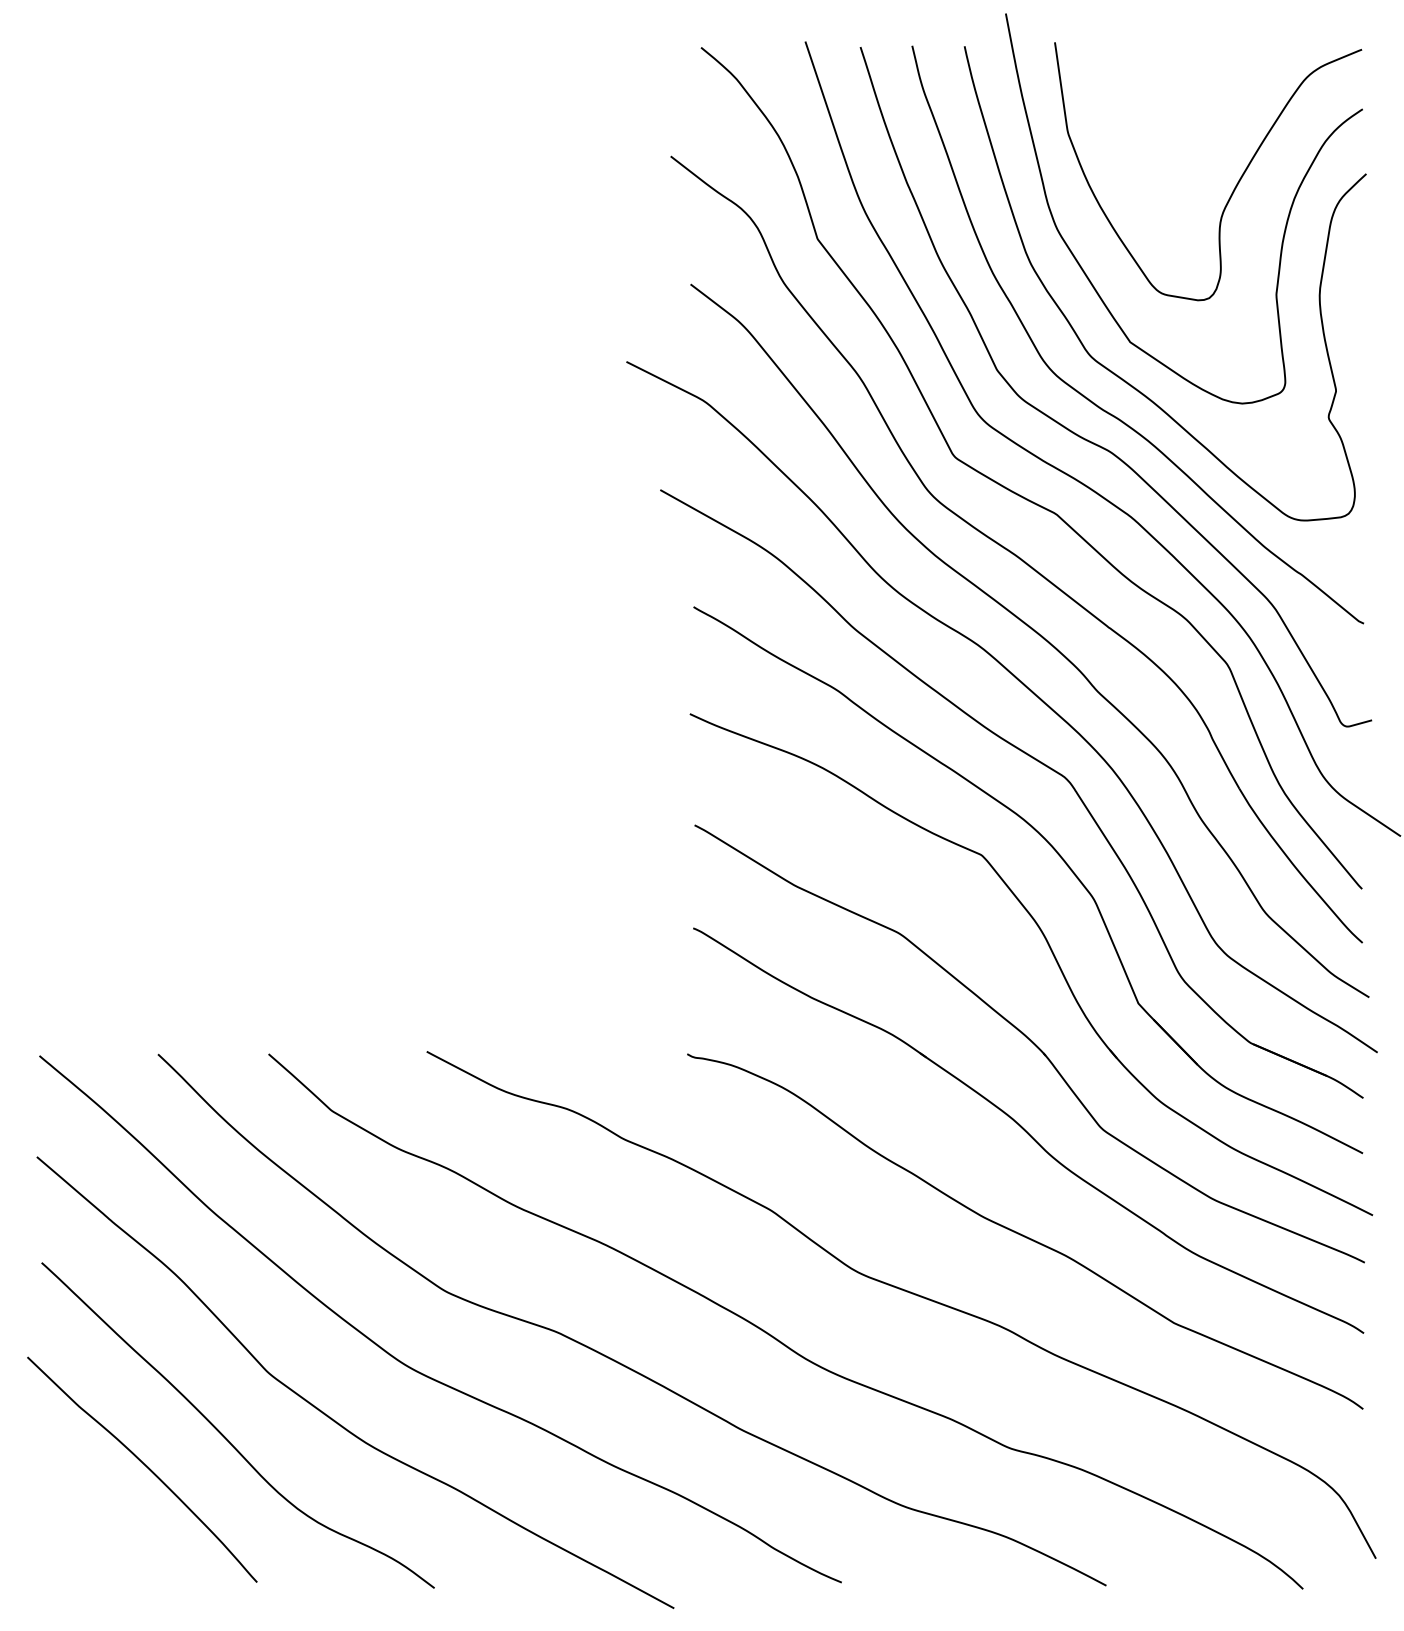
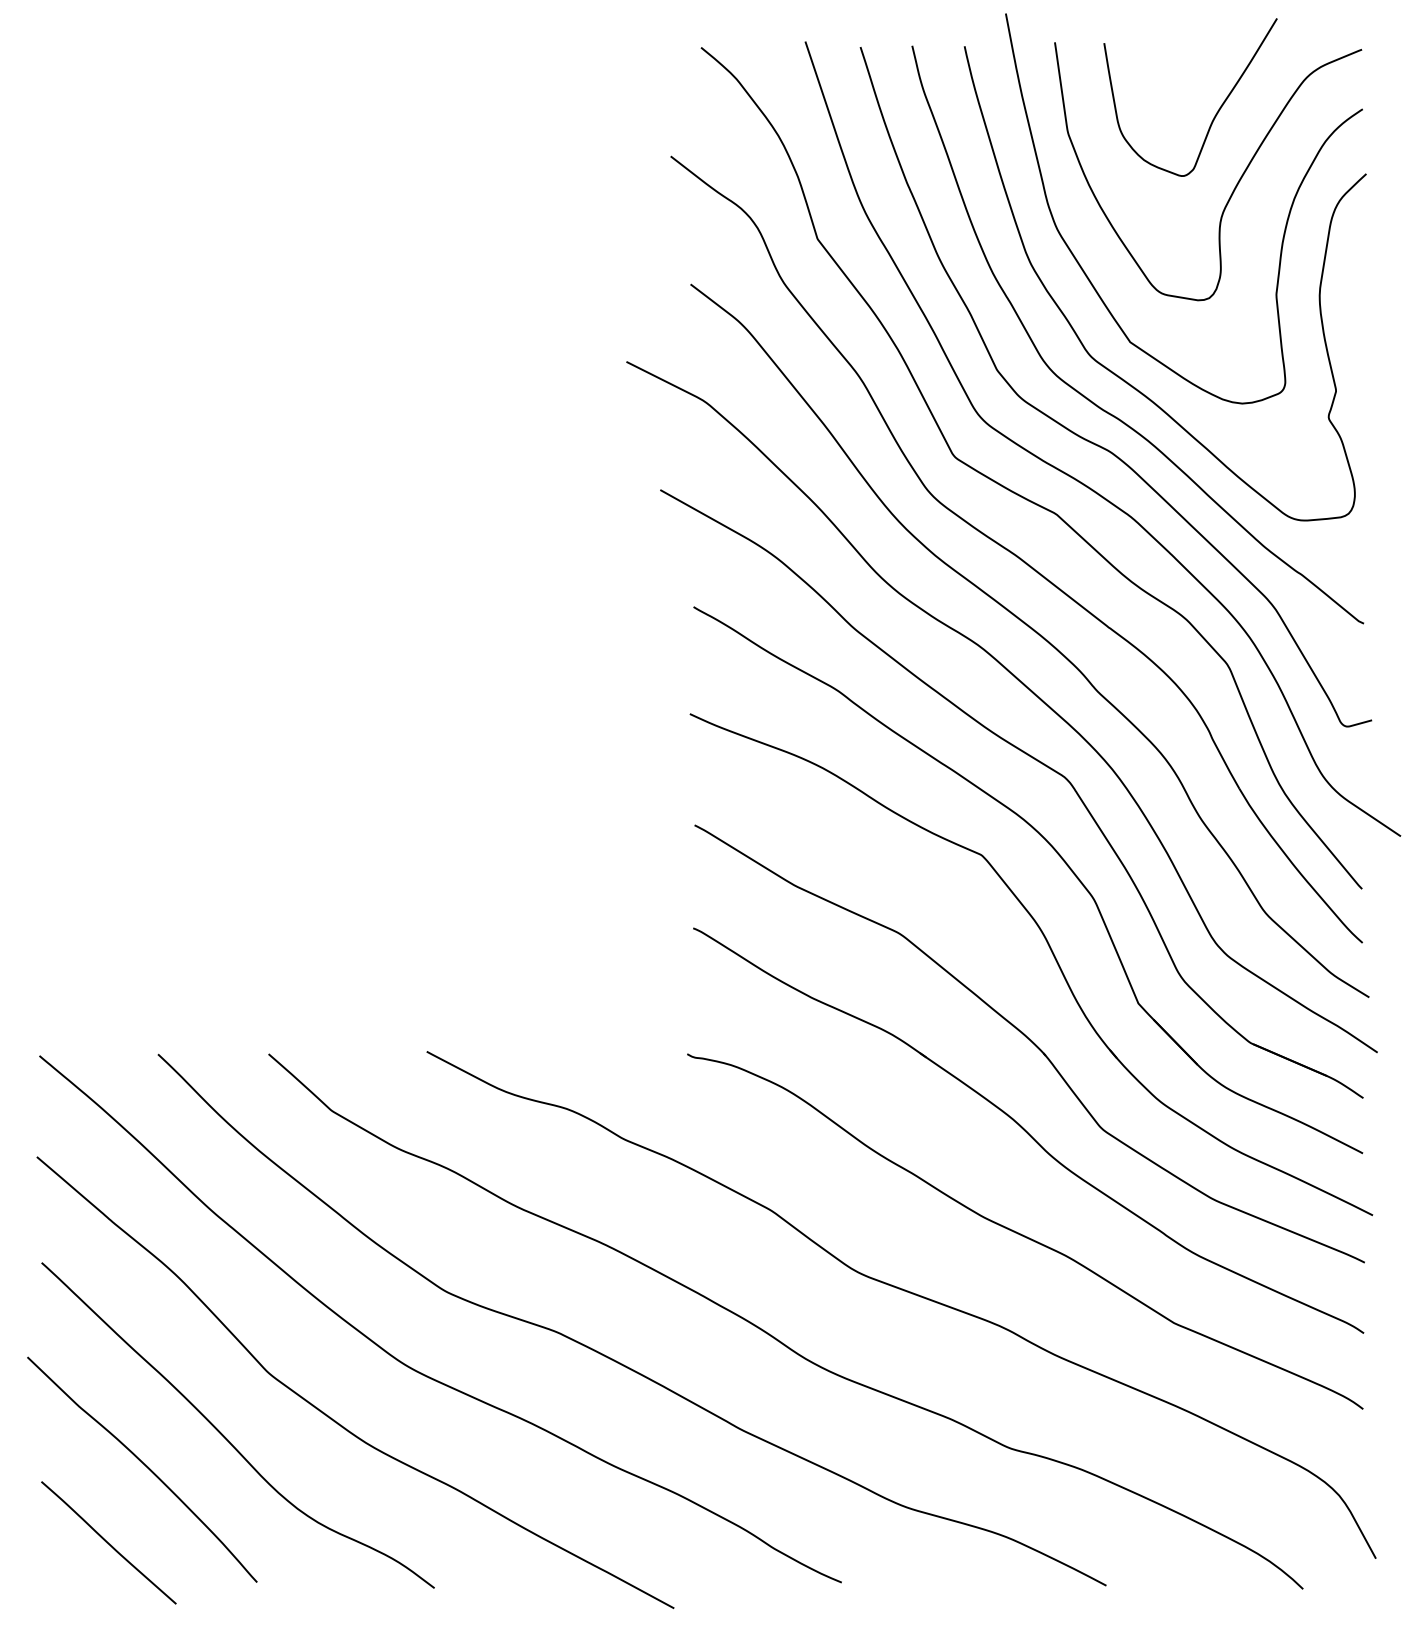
curve: none -> present (1217, 110)
curve: none -> present (108, 1542)
